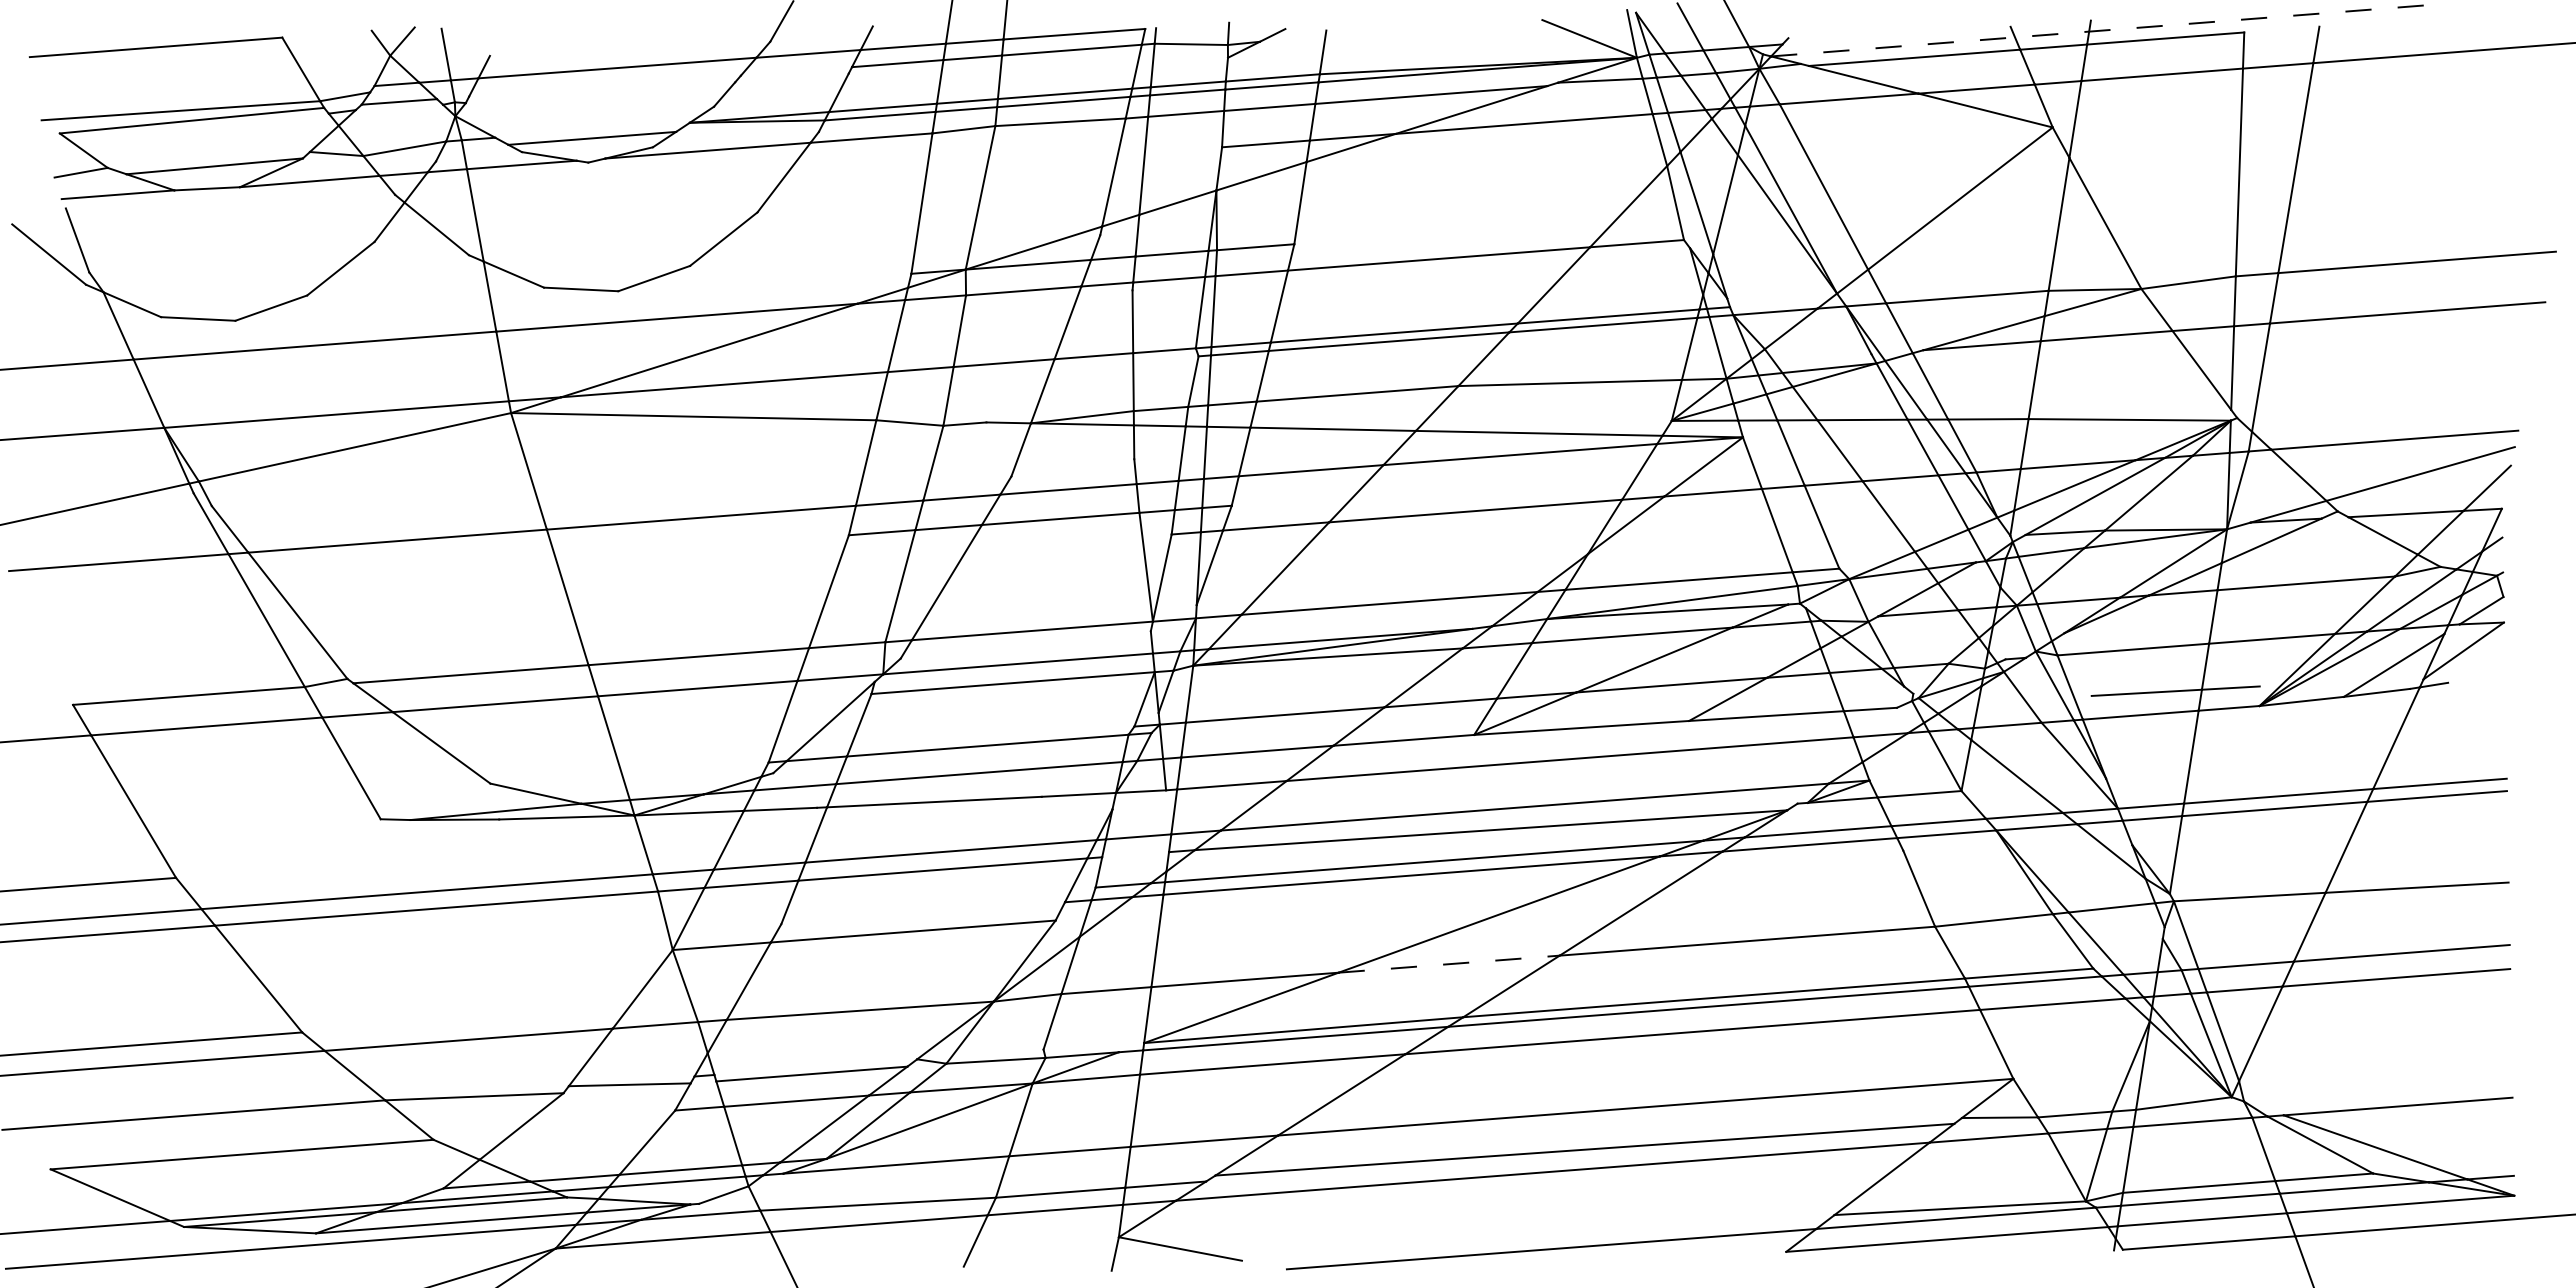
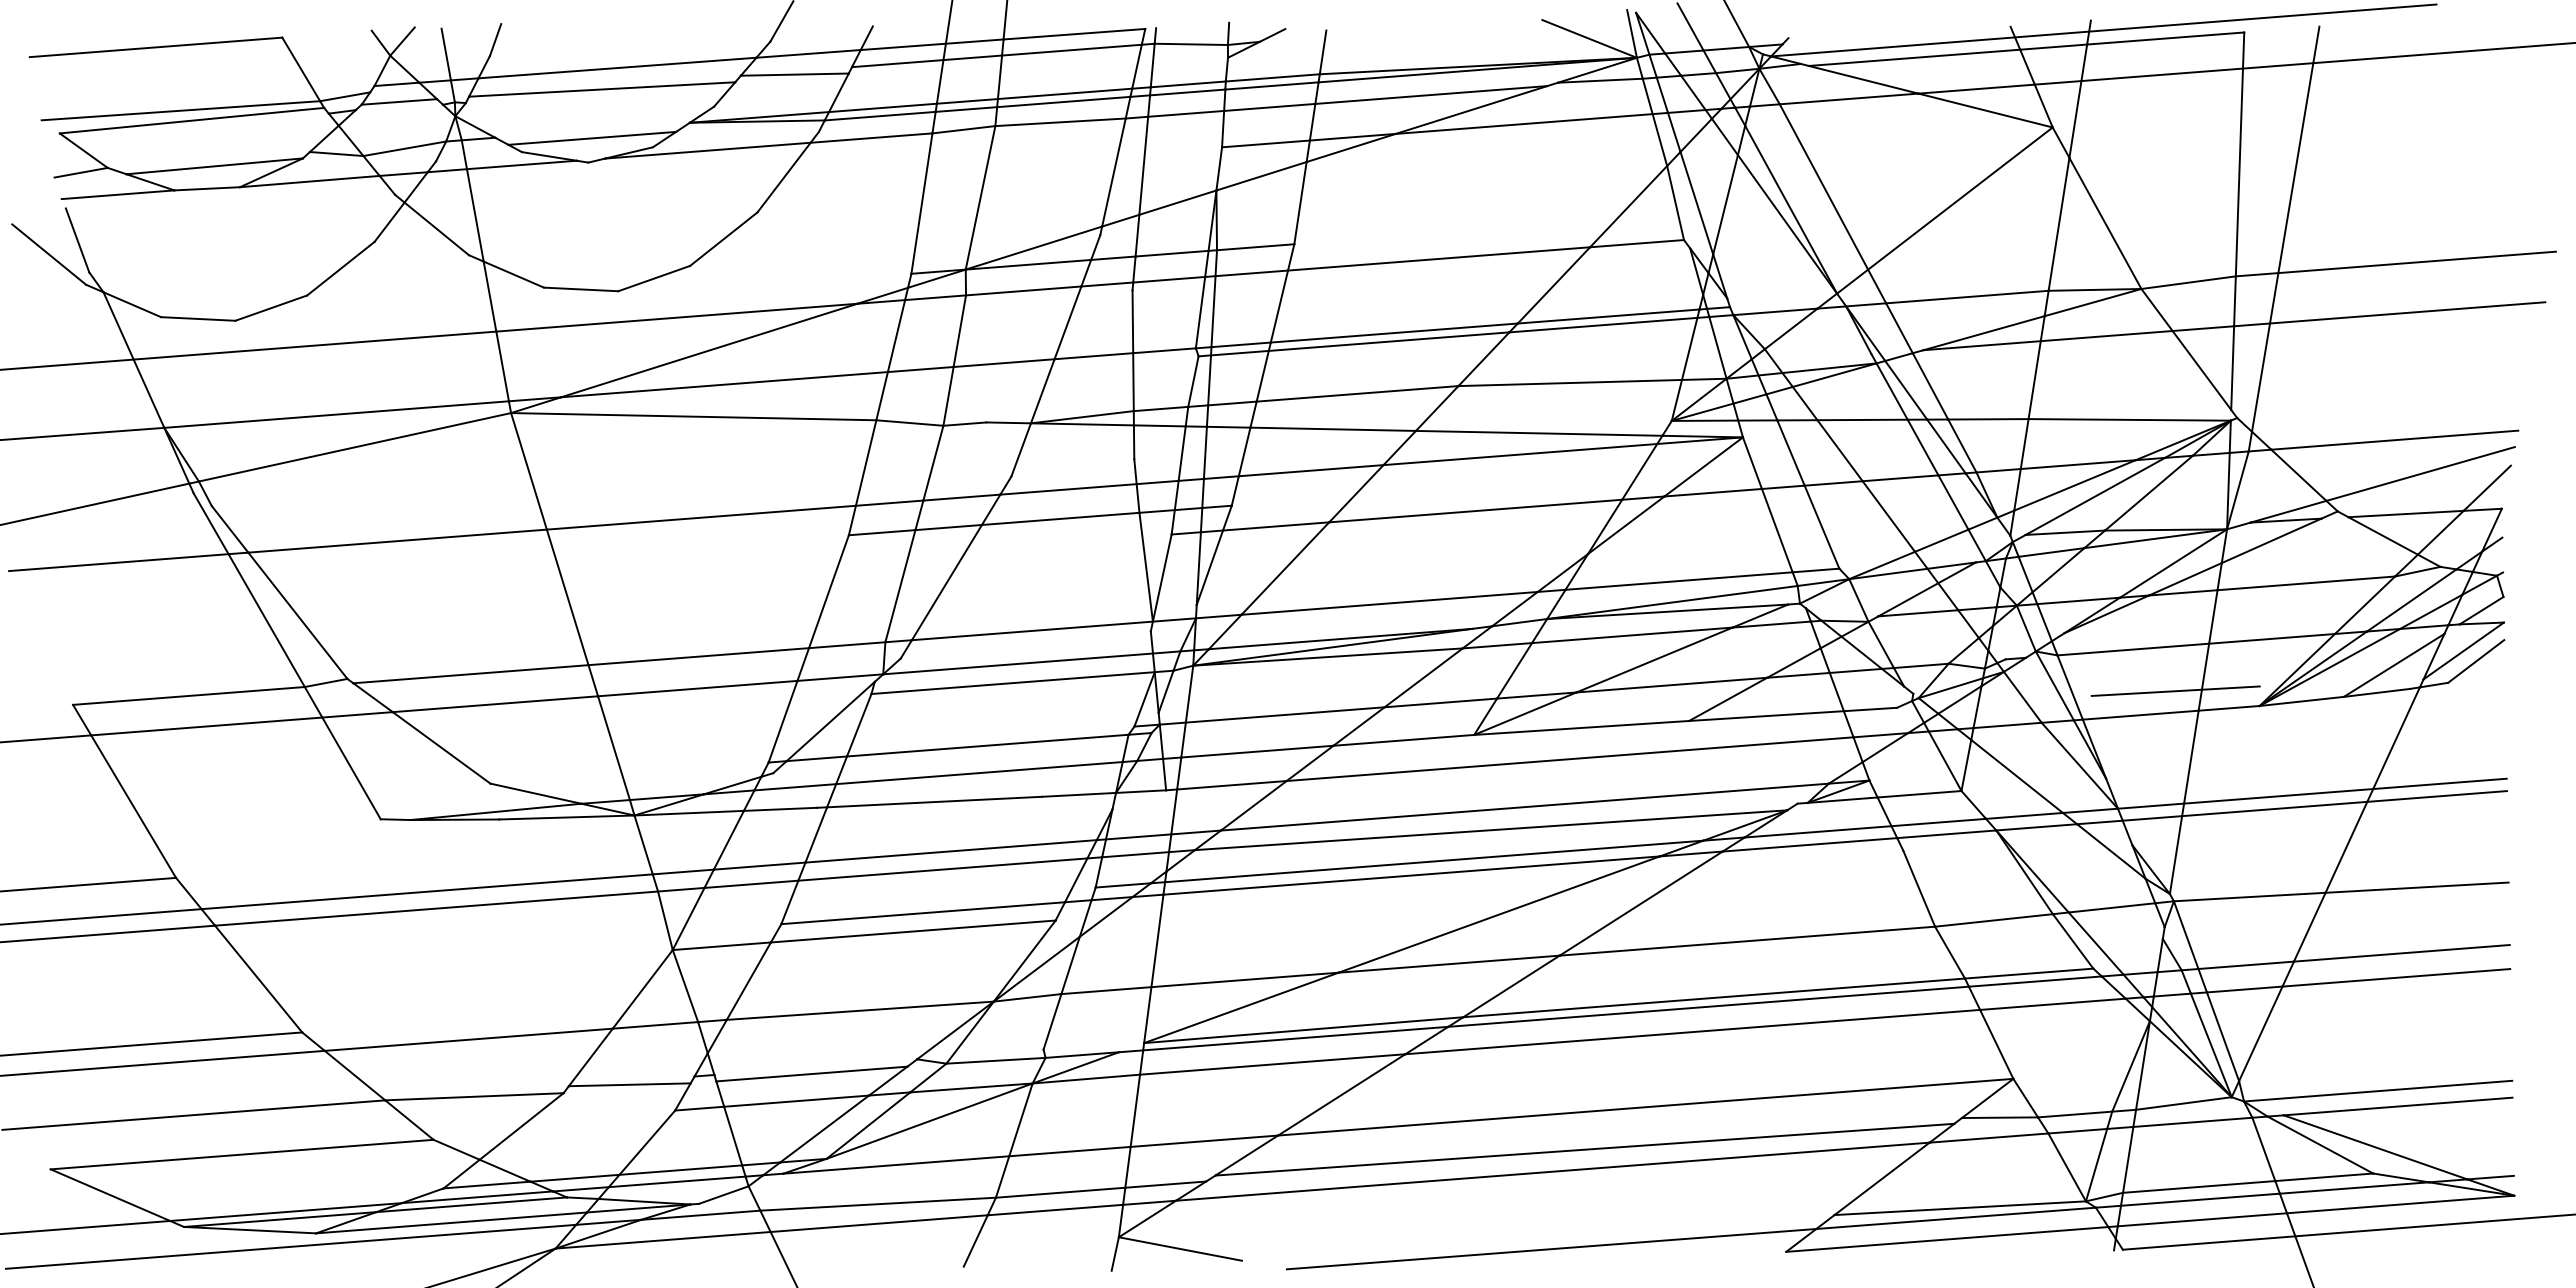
line: dashed -> solid (2103, 30)
line: none -> present (495, 39)
line: none -> present (794, 74)
line: none -> present (602, 89)
line: none -> present (2476, 661)
line: none -> present (1135, 854)
line: none -> present (923, 913)
line: dashed -> solid (1449, 964)
line: none -> present (2378, 1090)
